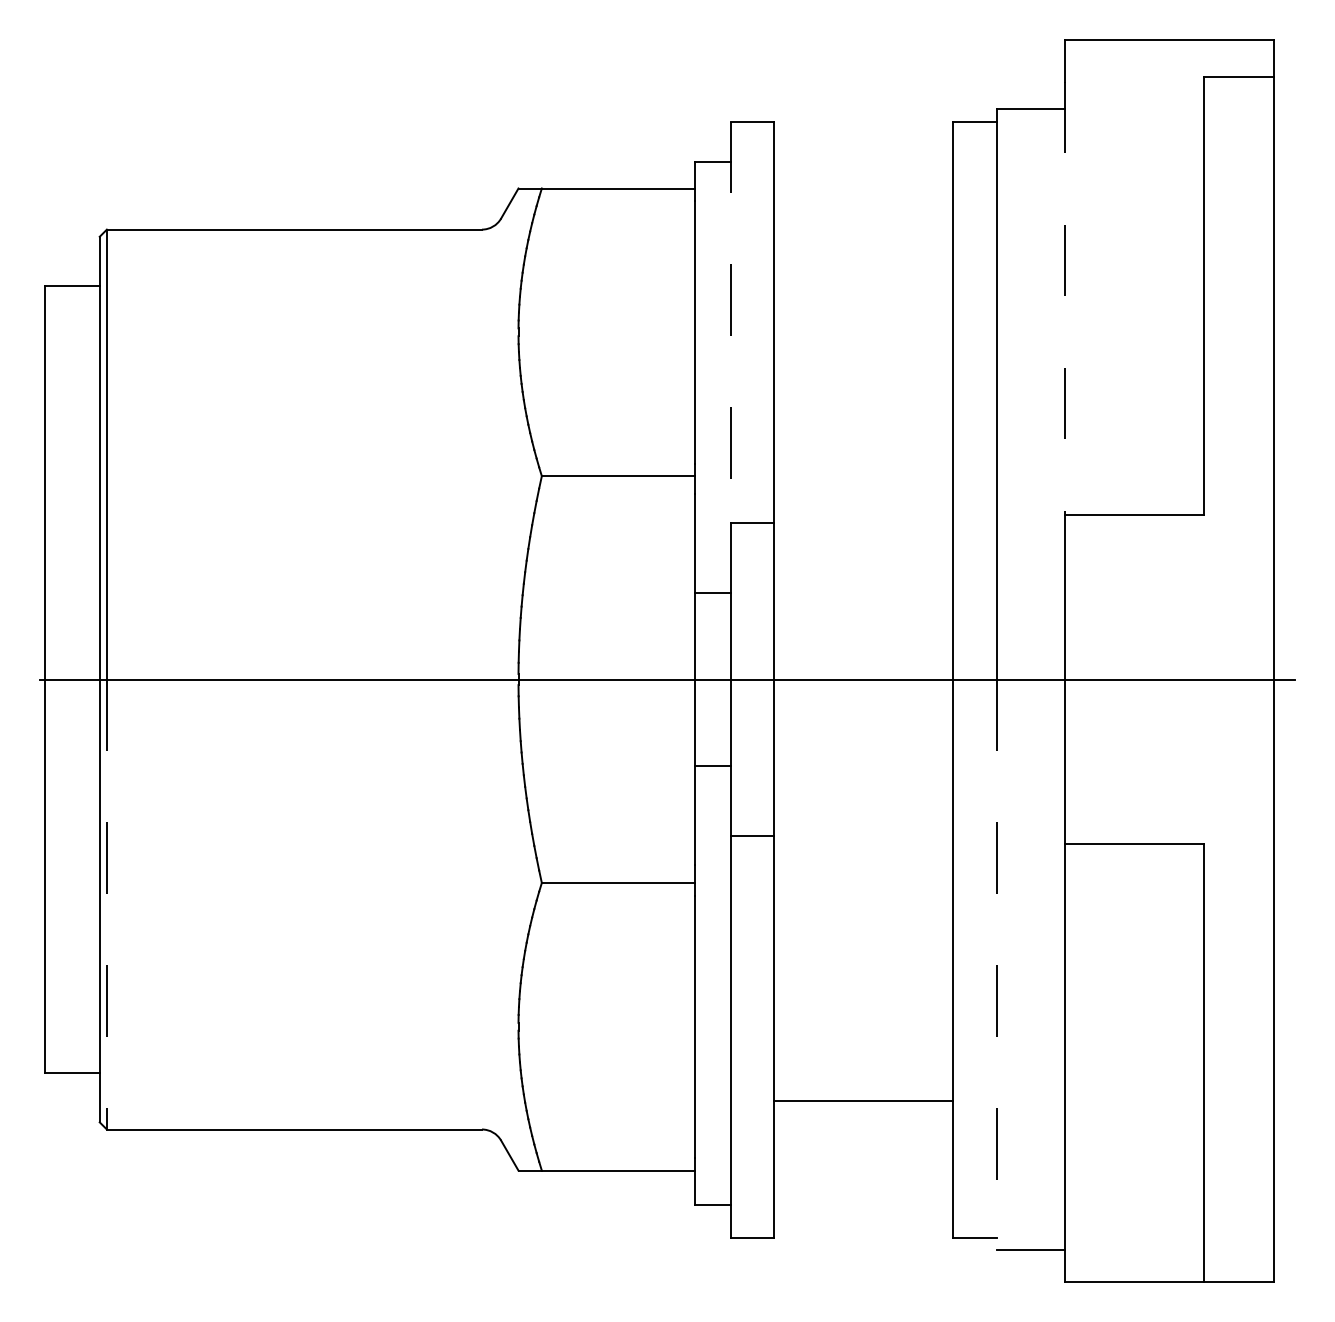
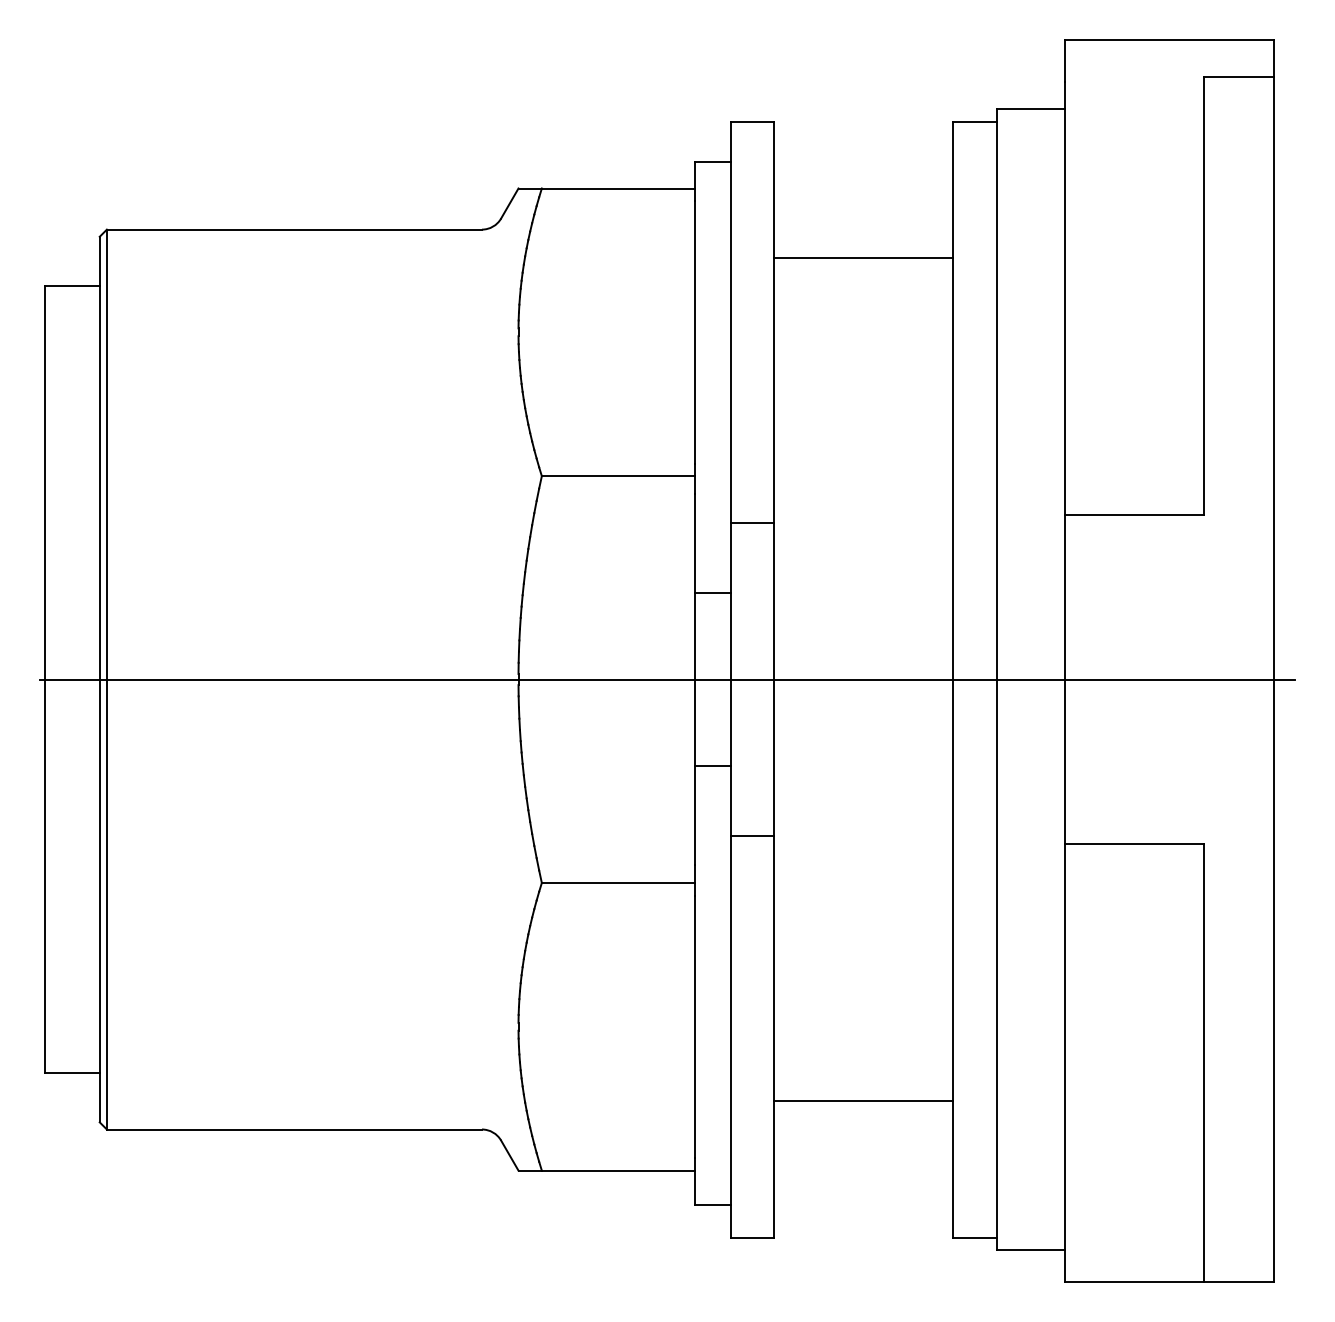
line: none -> present (863, 258)
line: dashed -> solid (1064, 298)
line: dashed -> solid (731, 322)
line: dashed -> solid (106, 904)
line: dashed -> solid (997, 965)
